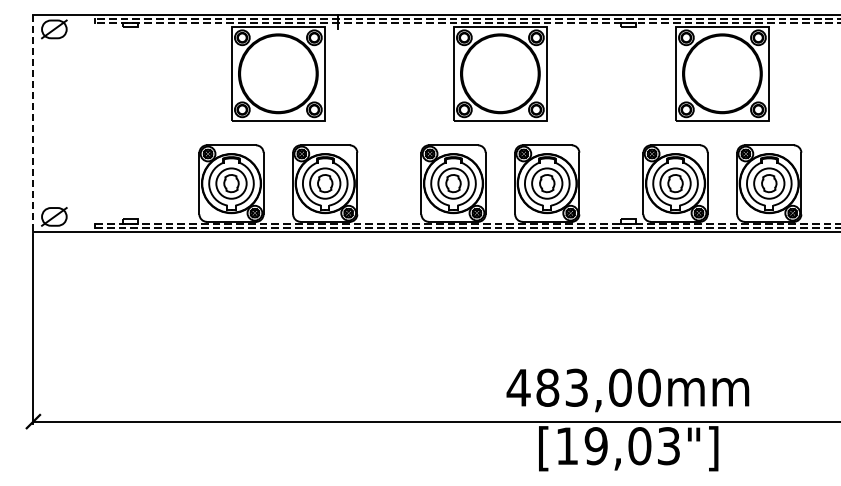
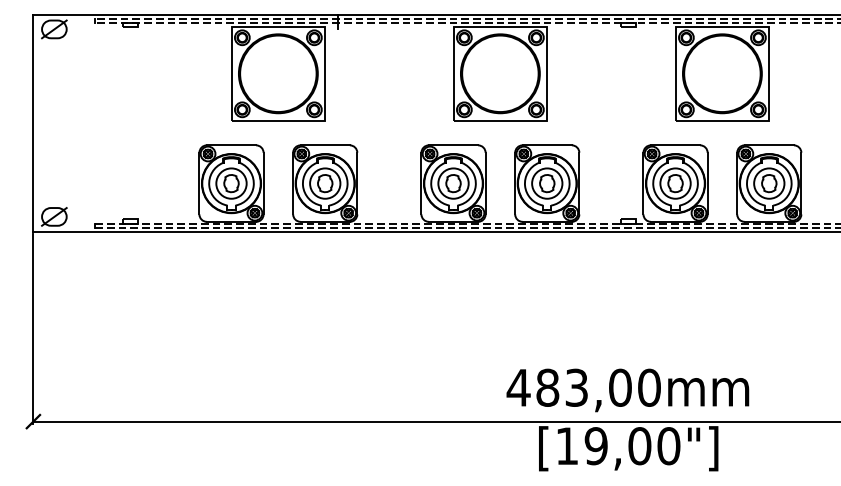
line: dashed -> solid (33, 123)
text: [19,03"] -> [19,00"] (668, 446)
